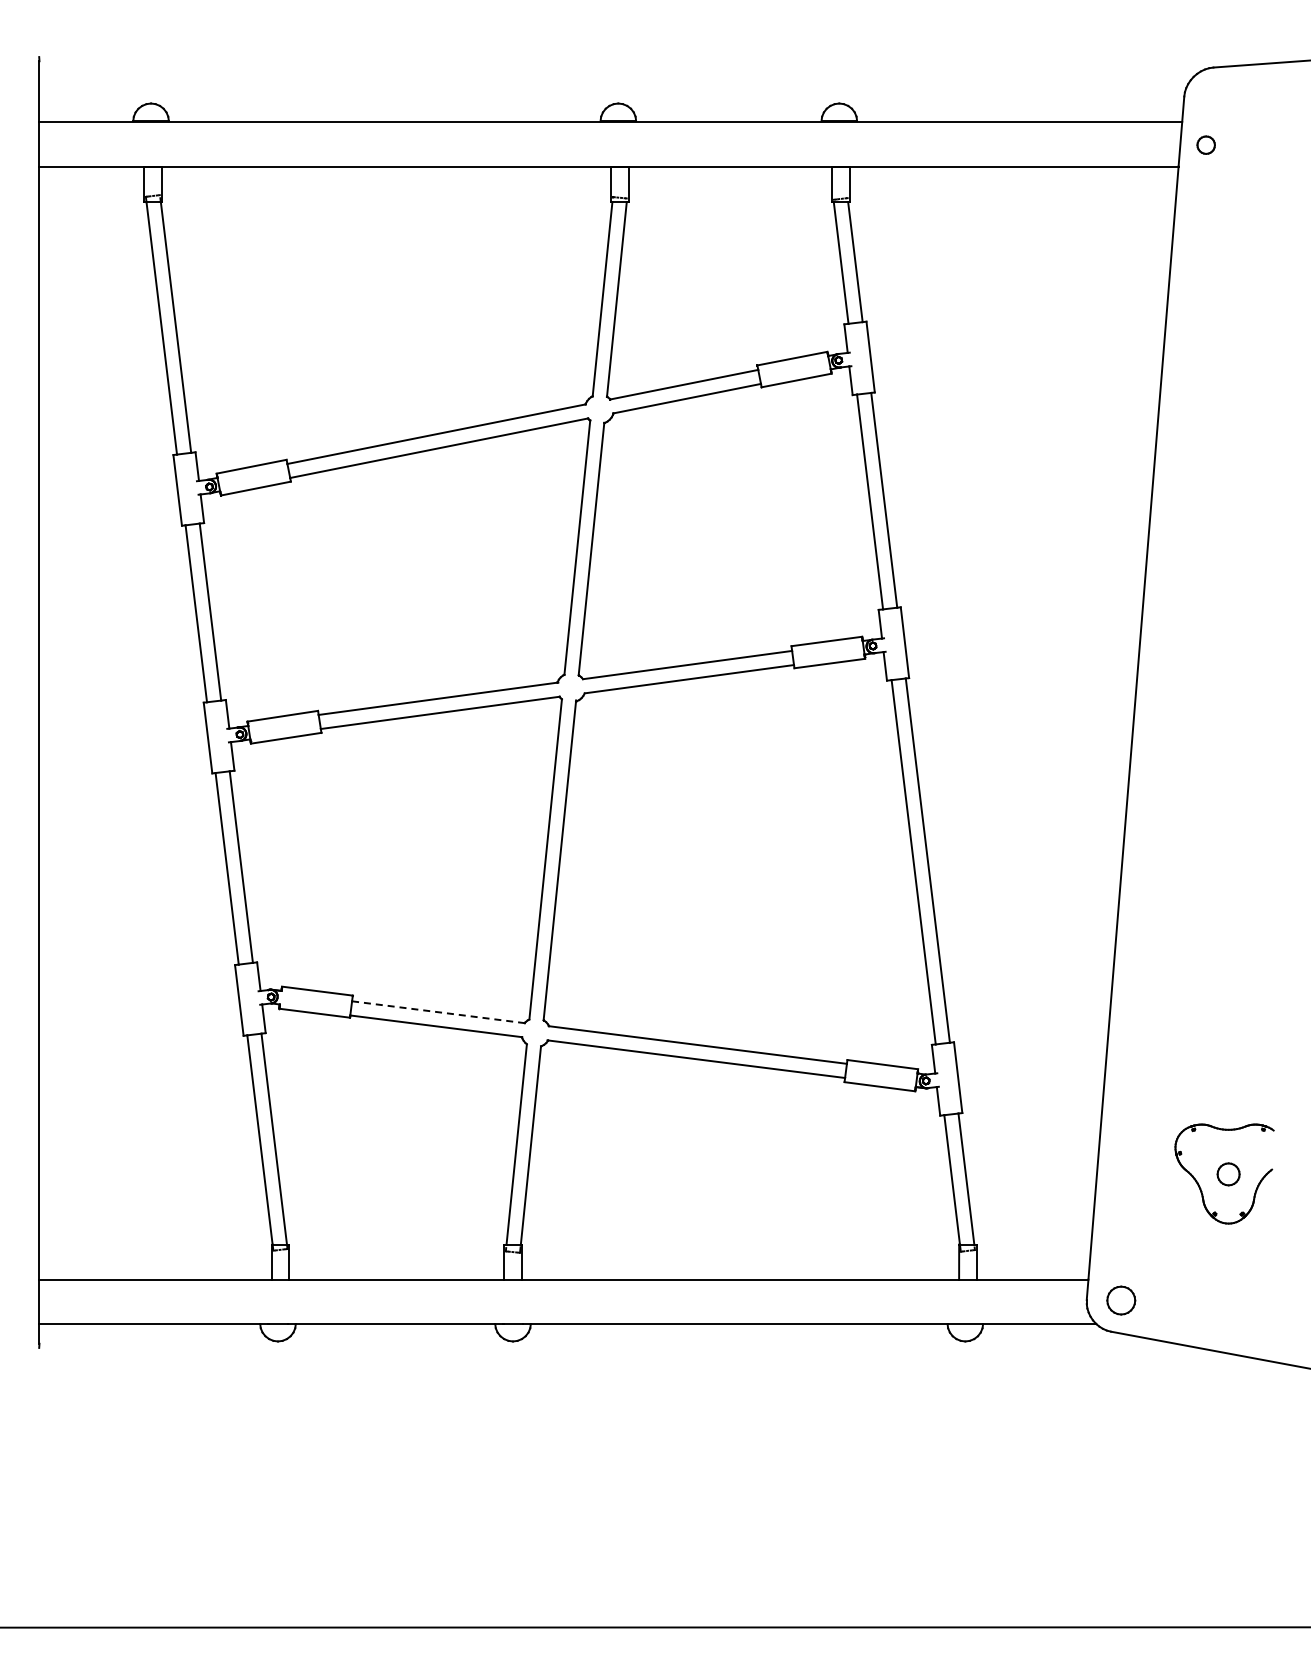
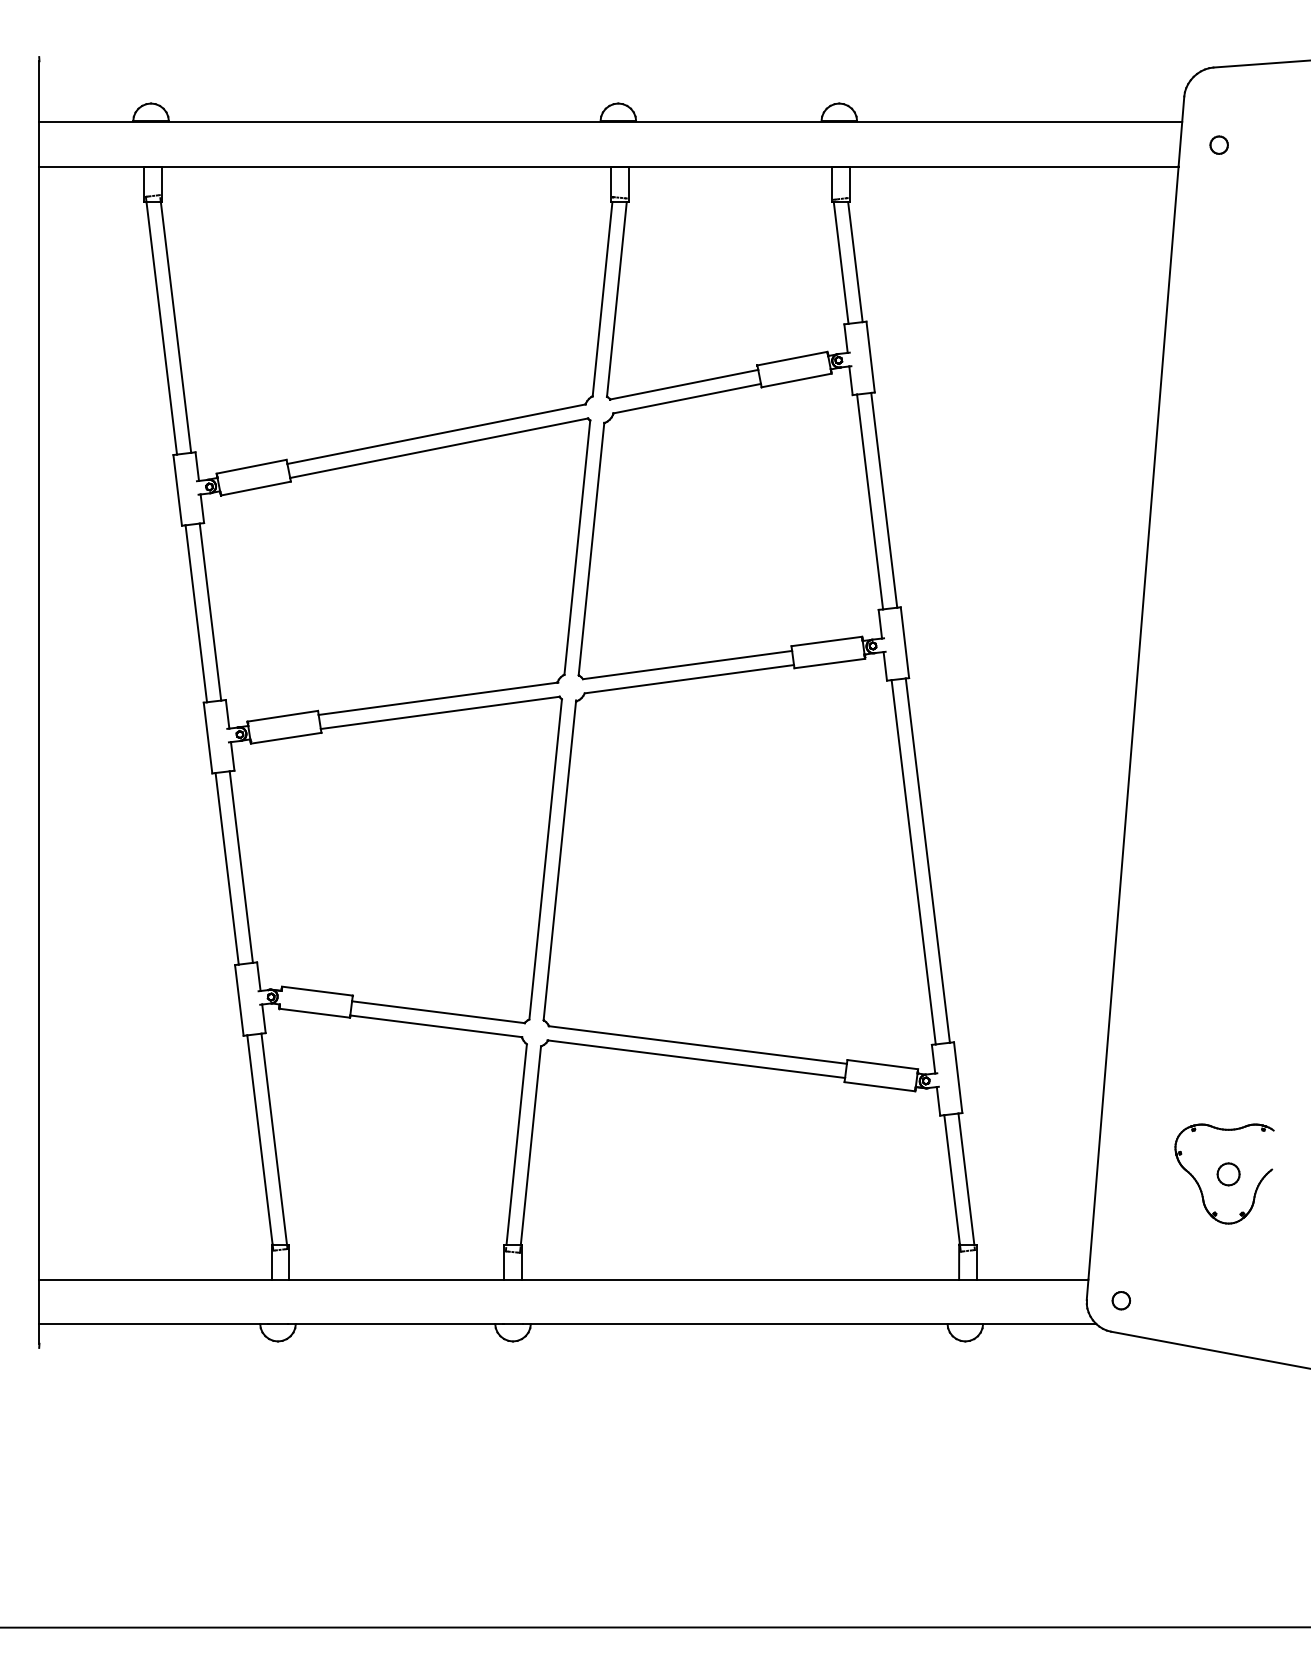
part position: (1205, 144) -> (1218, 144) (1218, 144)
line: dashed -> solid (438, 1012)
part size: 31x31 px -> 21x20 px (1121, 1300)
